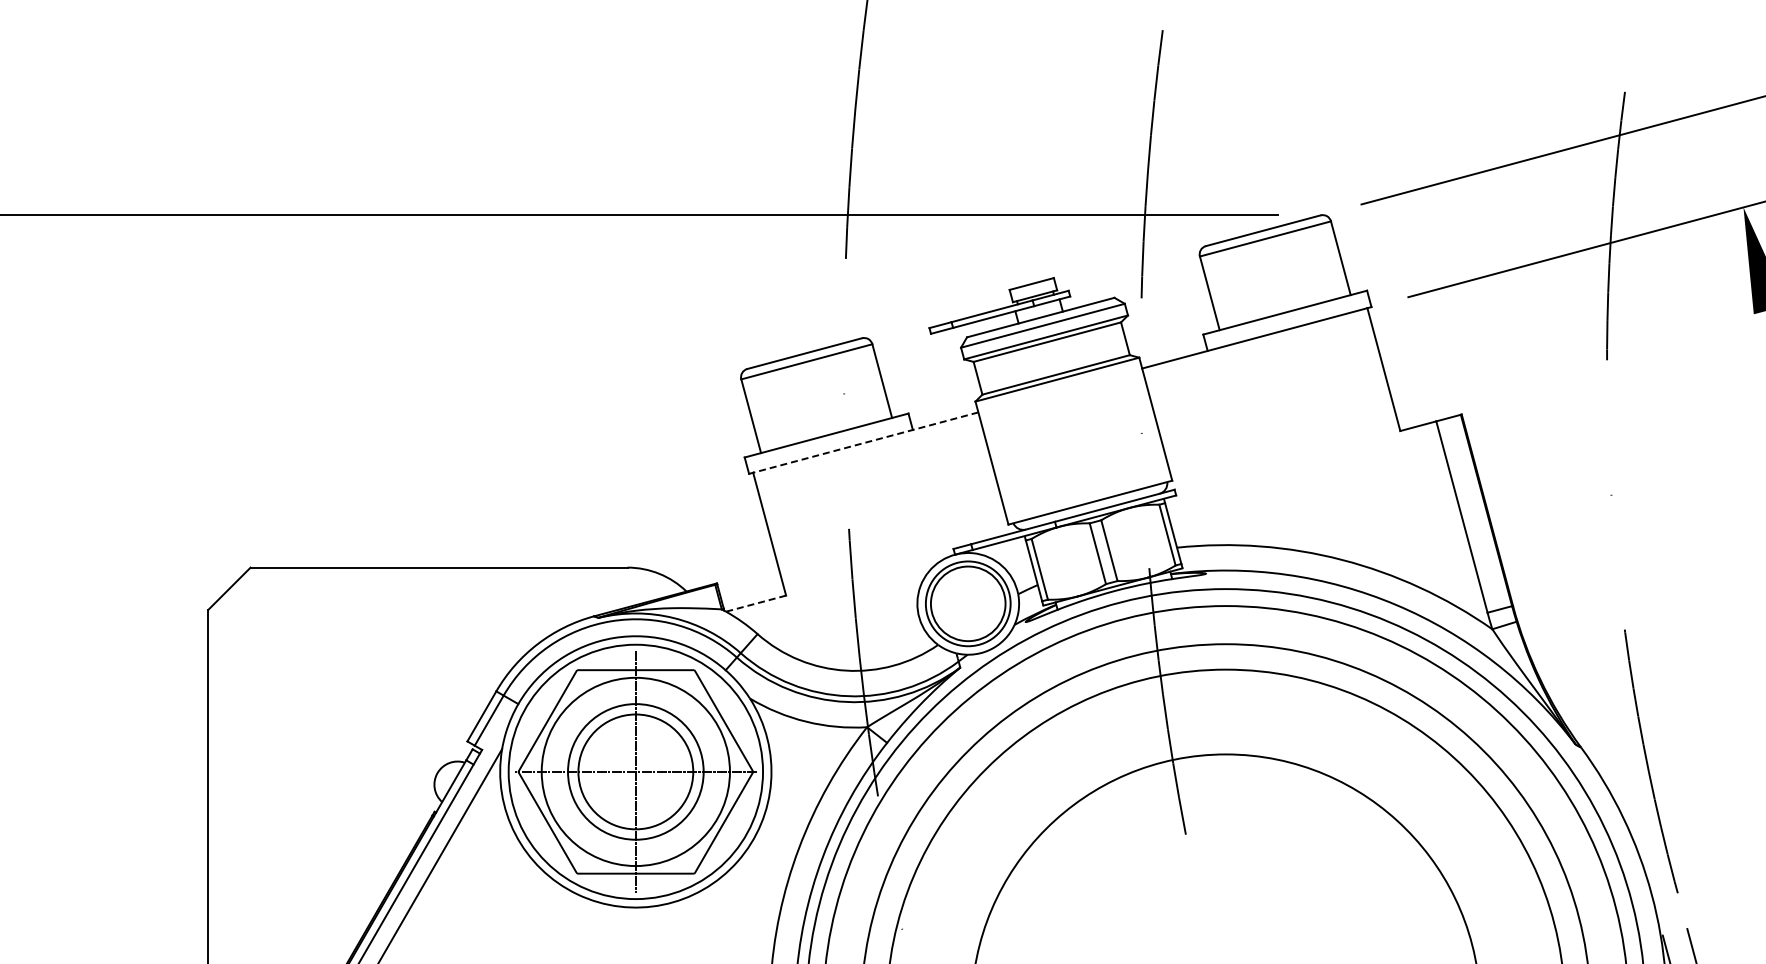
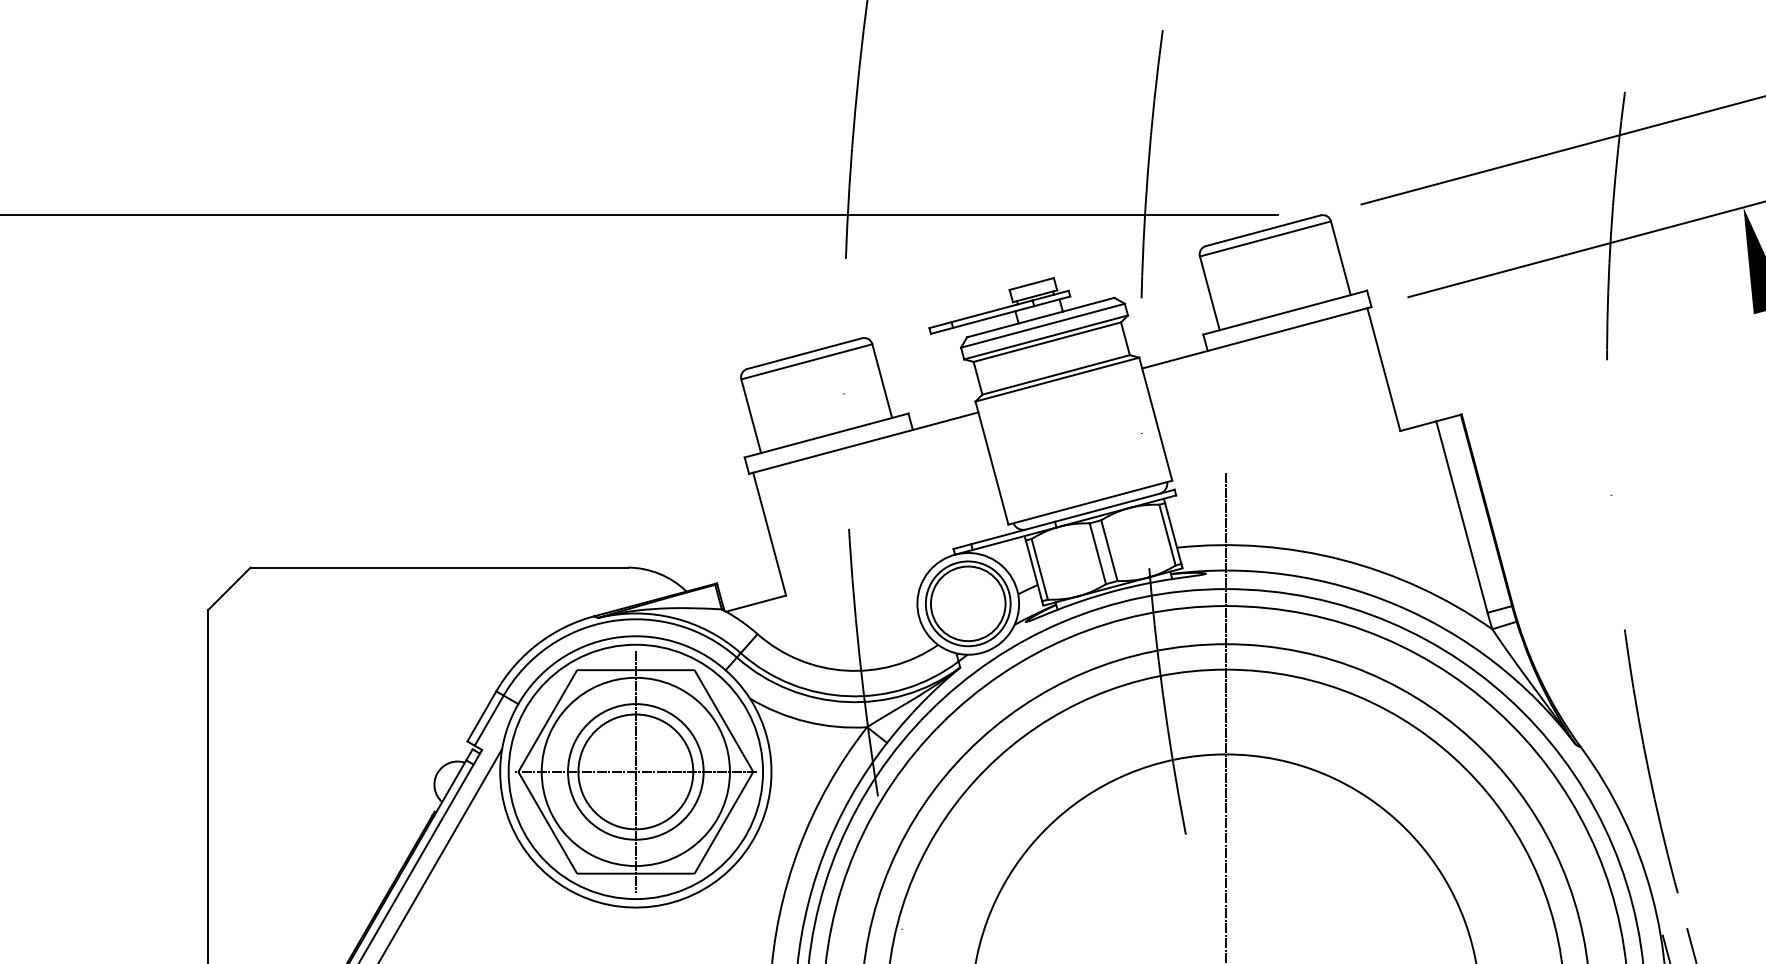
line: dashed -> solid (865, 442)
line: dashed -> solid (755, 603)
line: none -> present (1225, 716)
